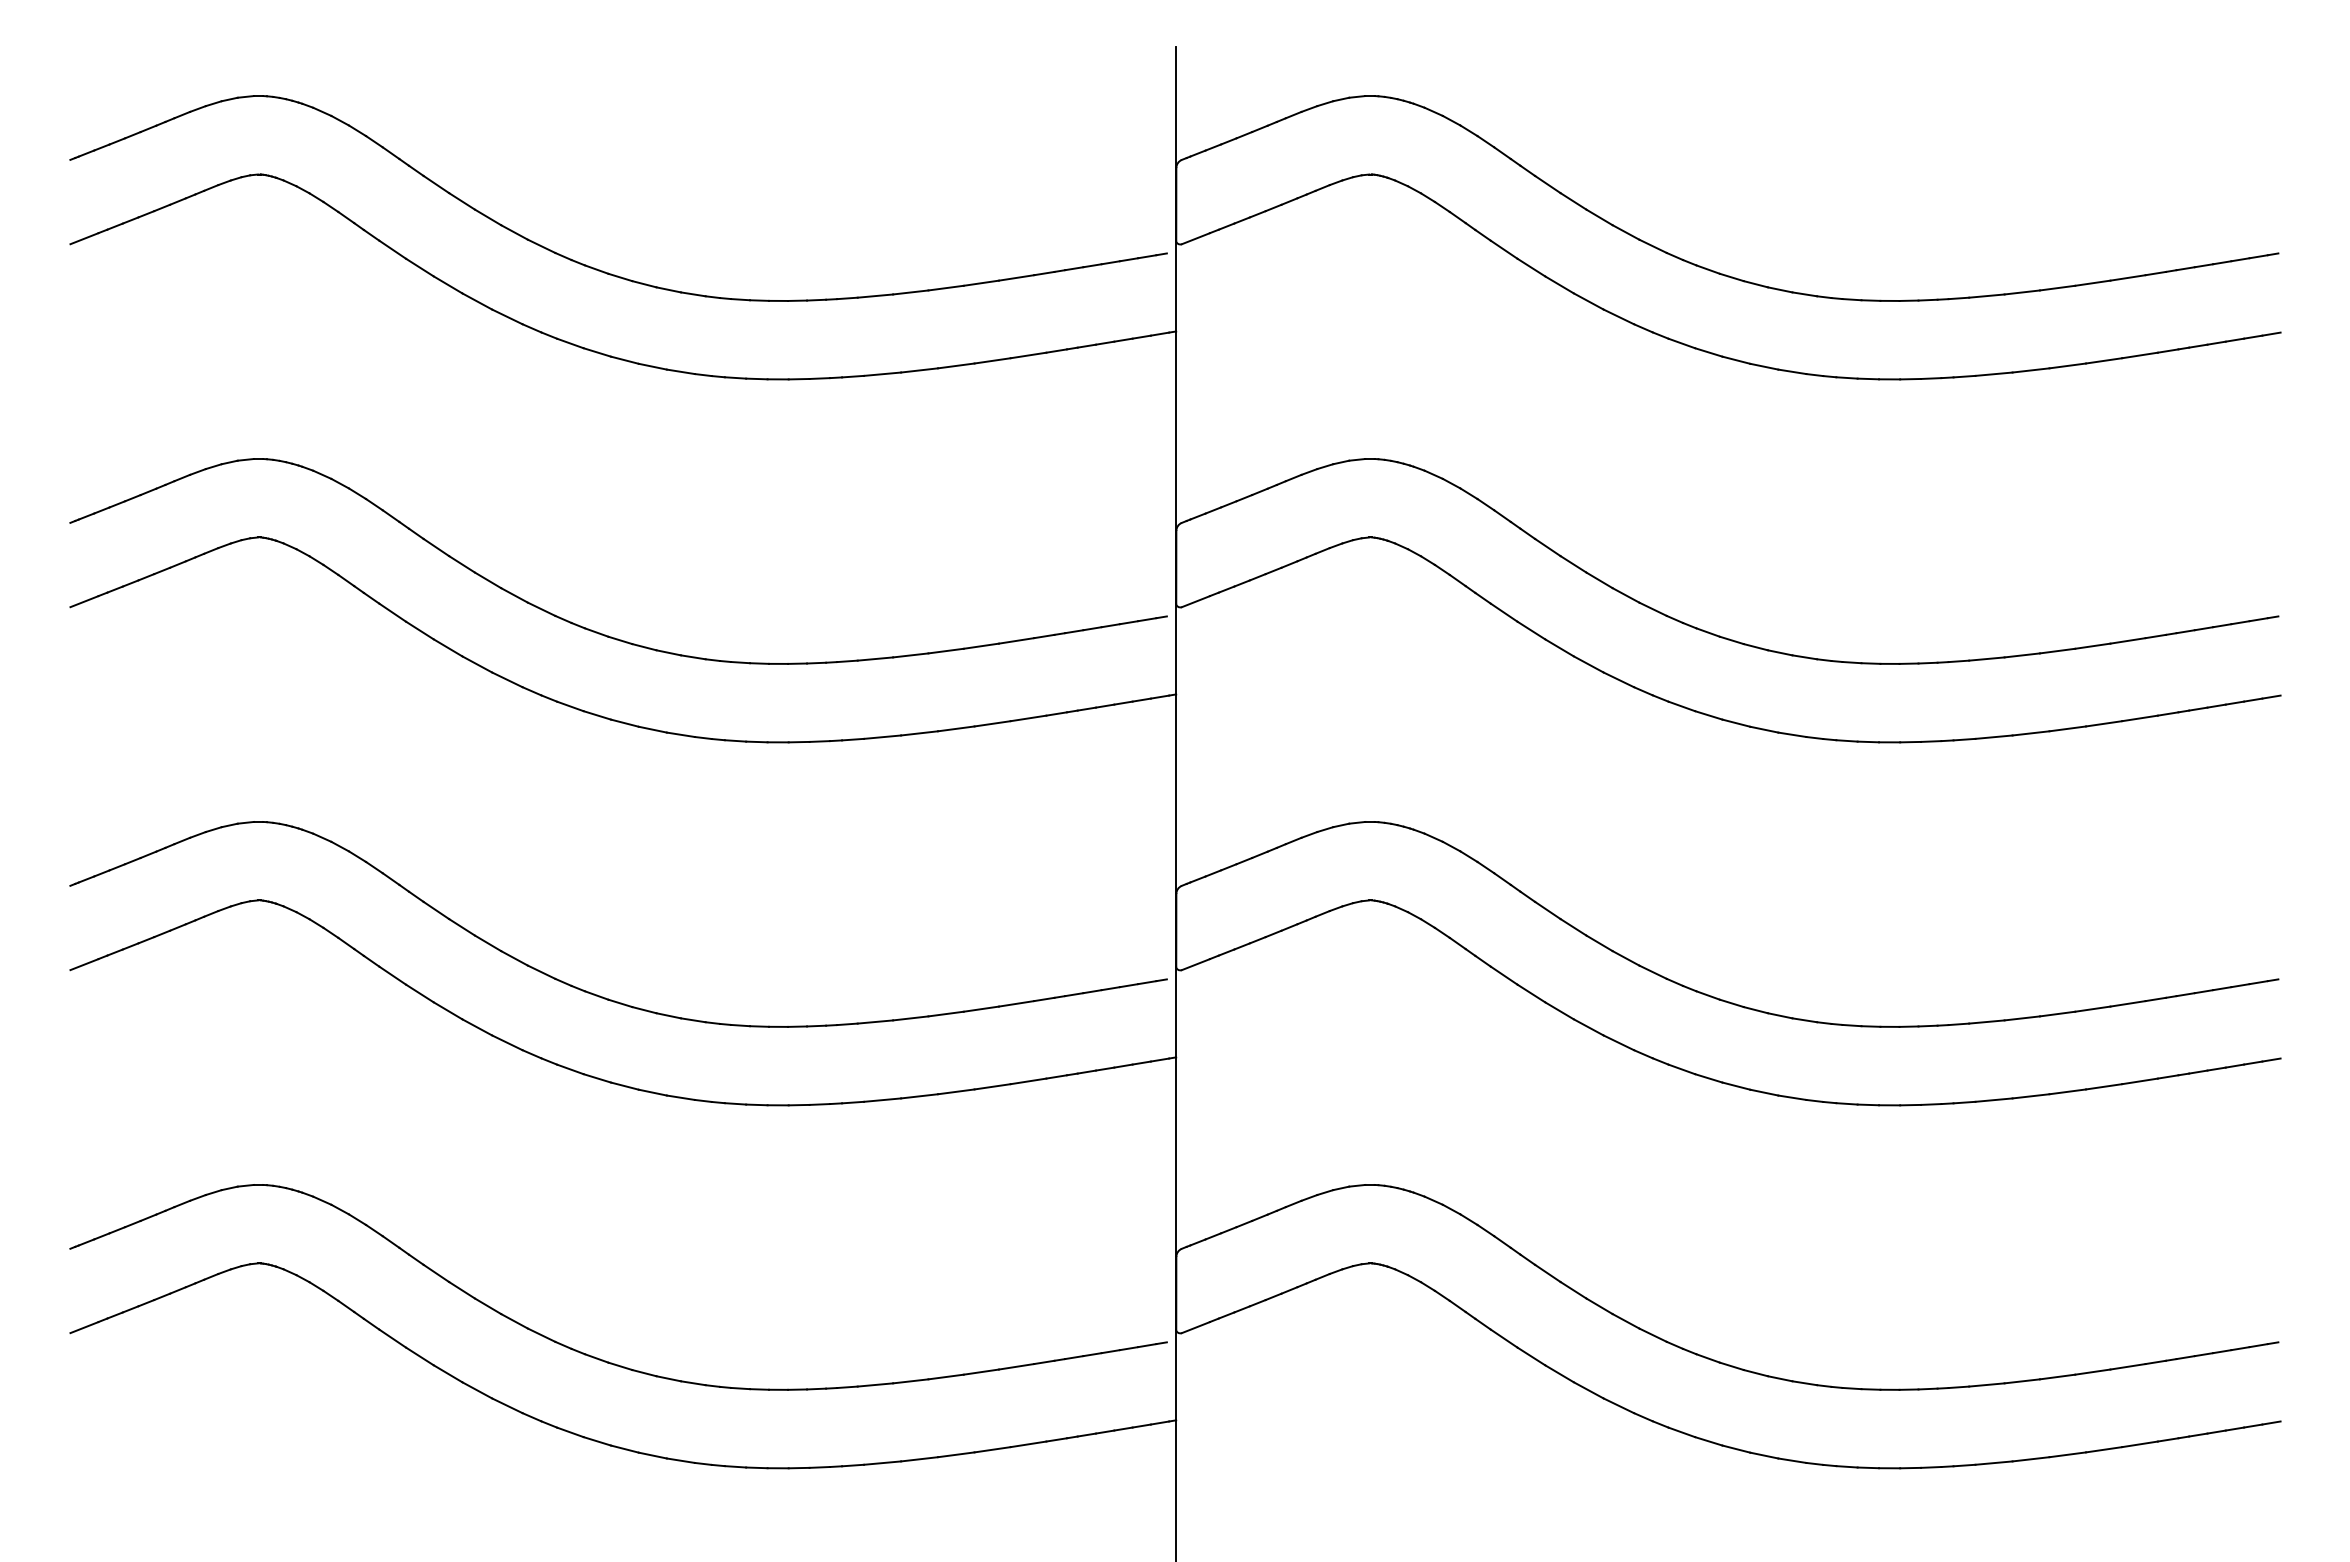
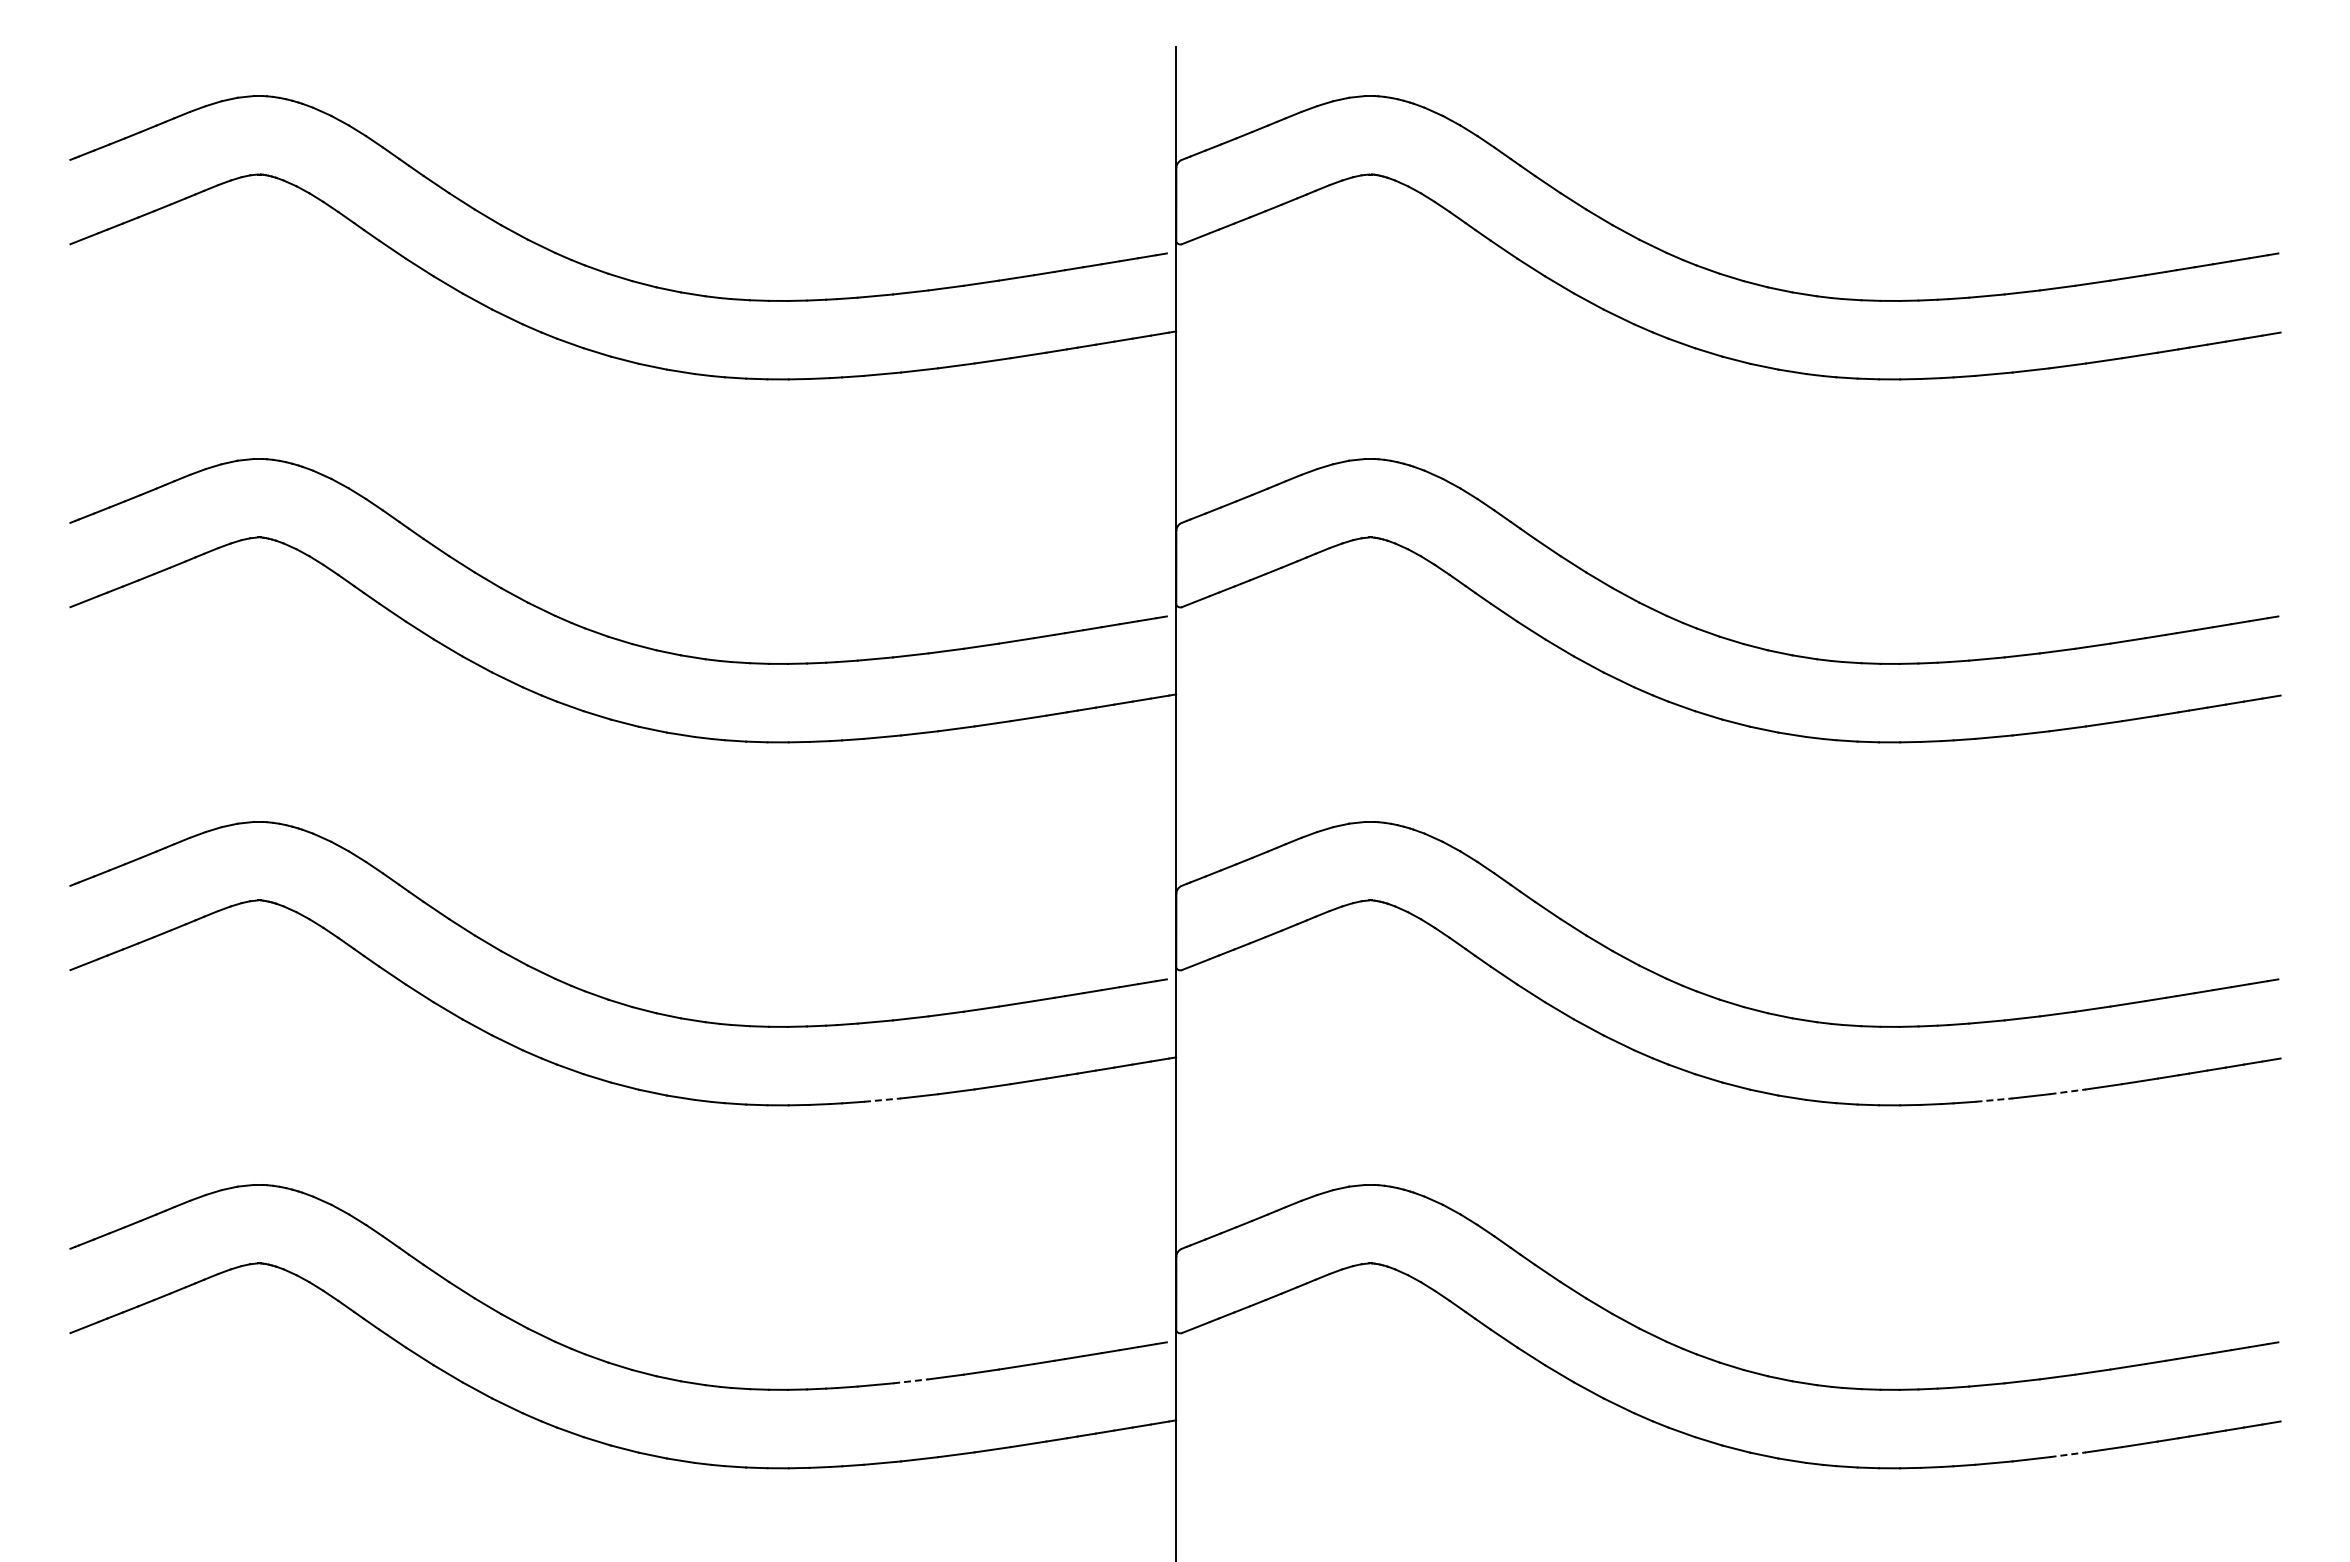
line: solid -> dashed (2068, 1091)
line: solid -> dashed (882, 1100)
line: solid -> dashed (1994, 1100)
line: solid -> dashed (910, 1381)
line: solid -> dashed (2068, 1454)
